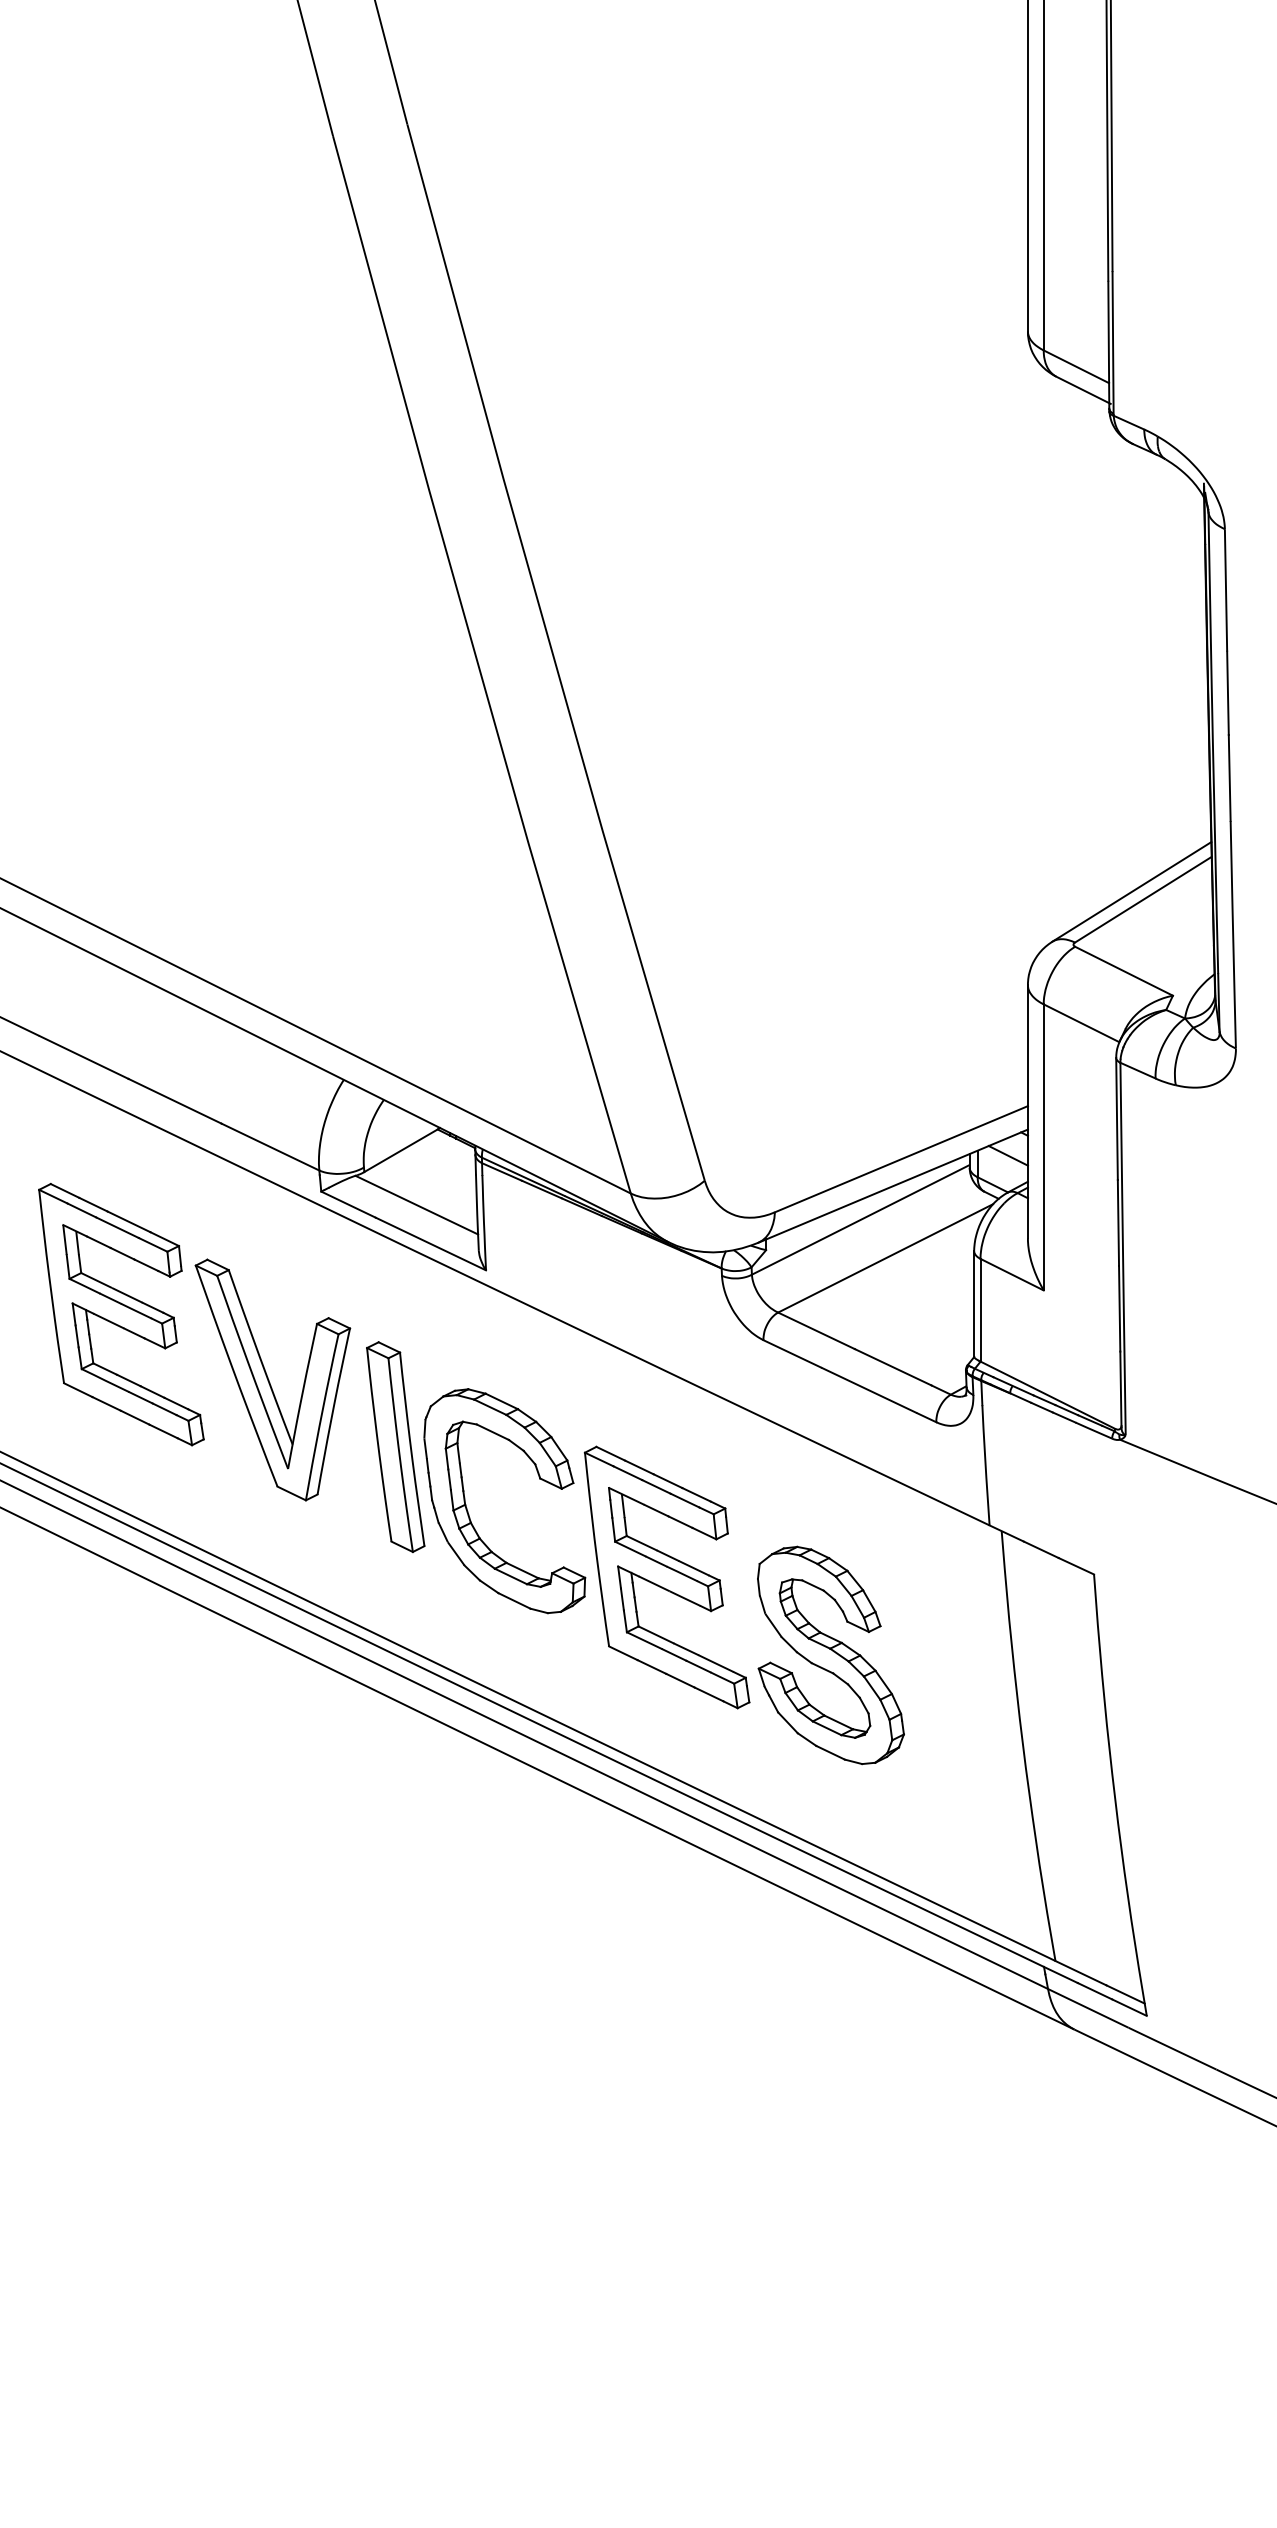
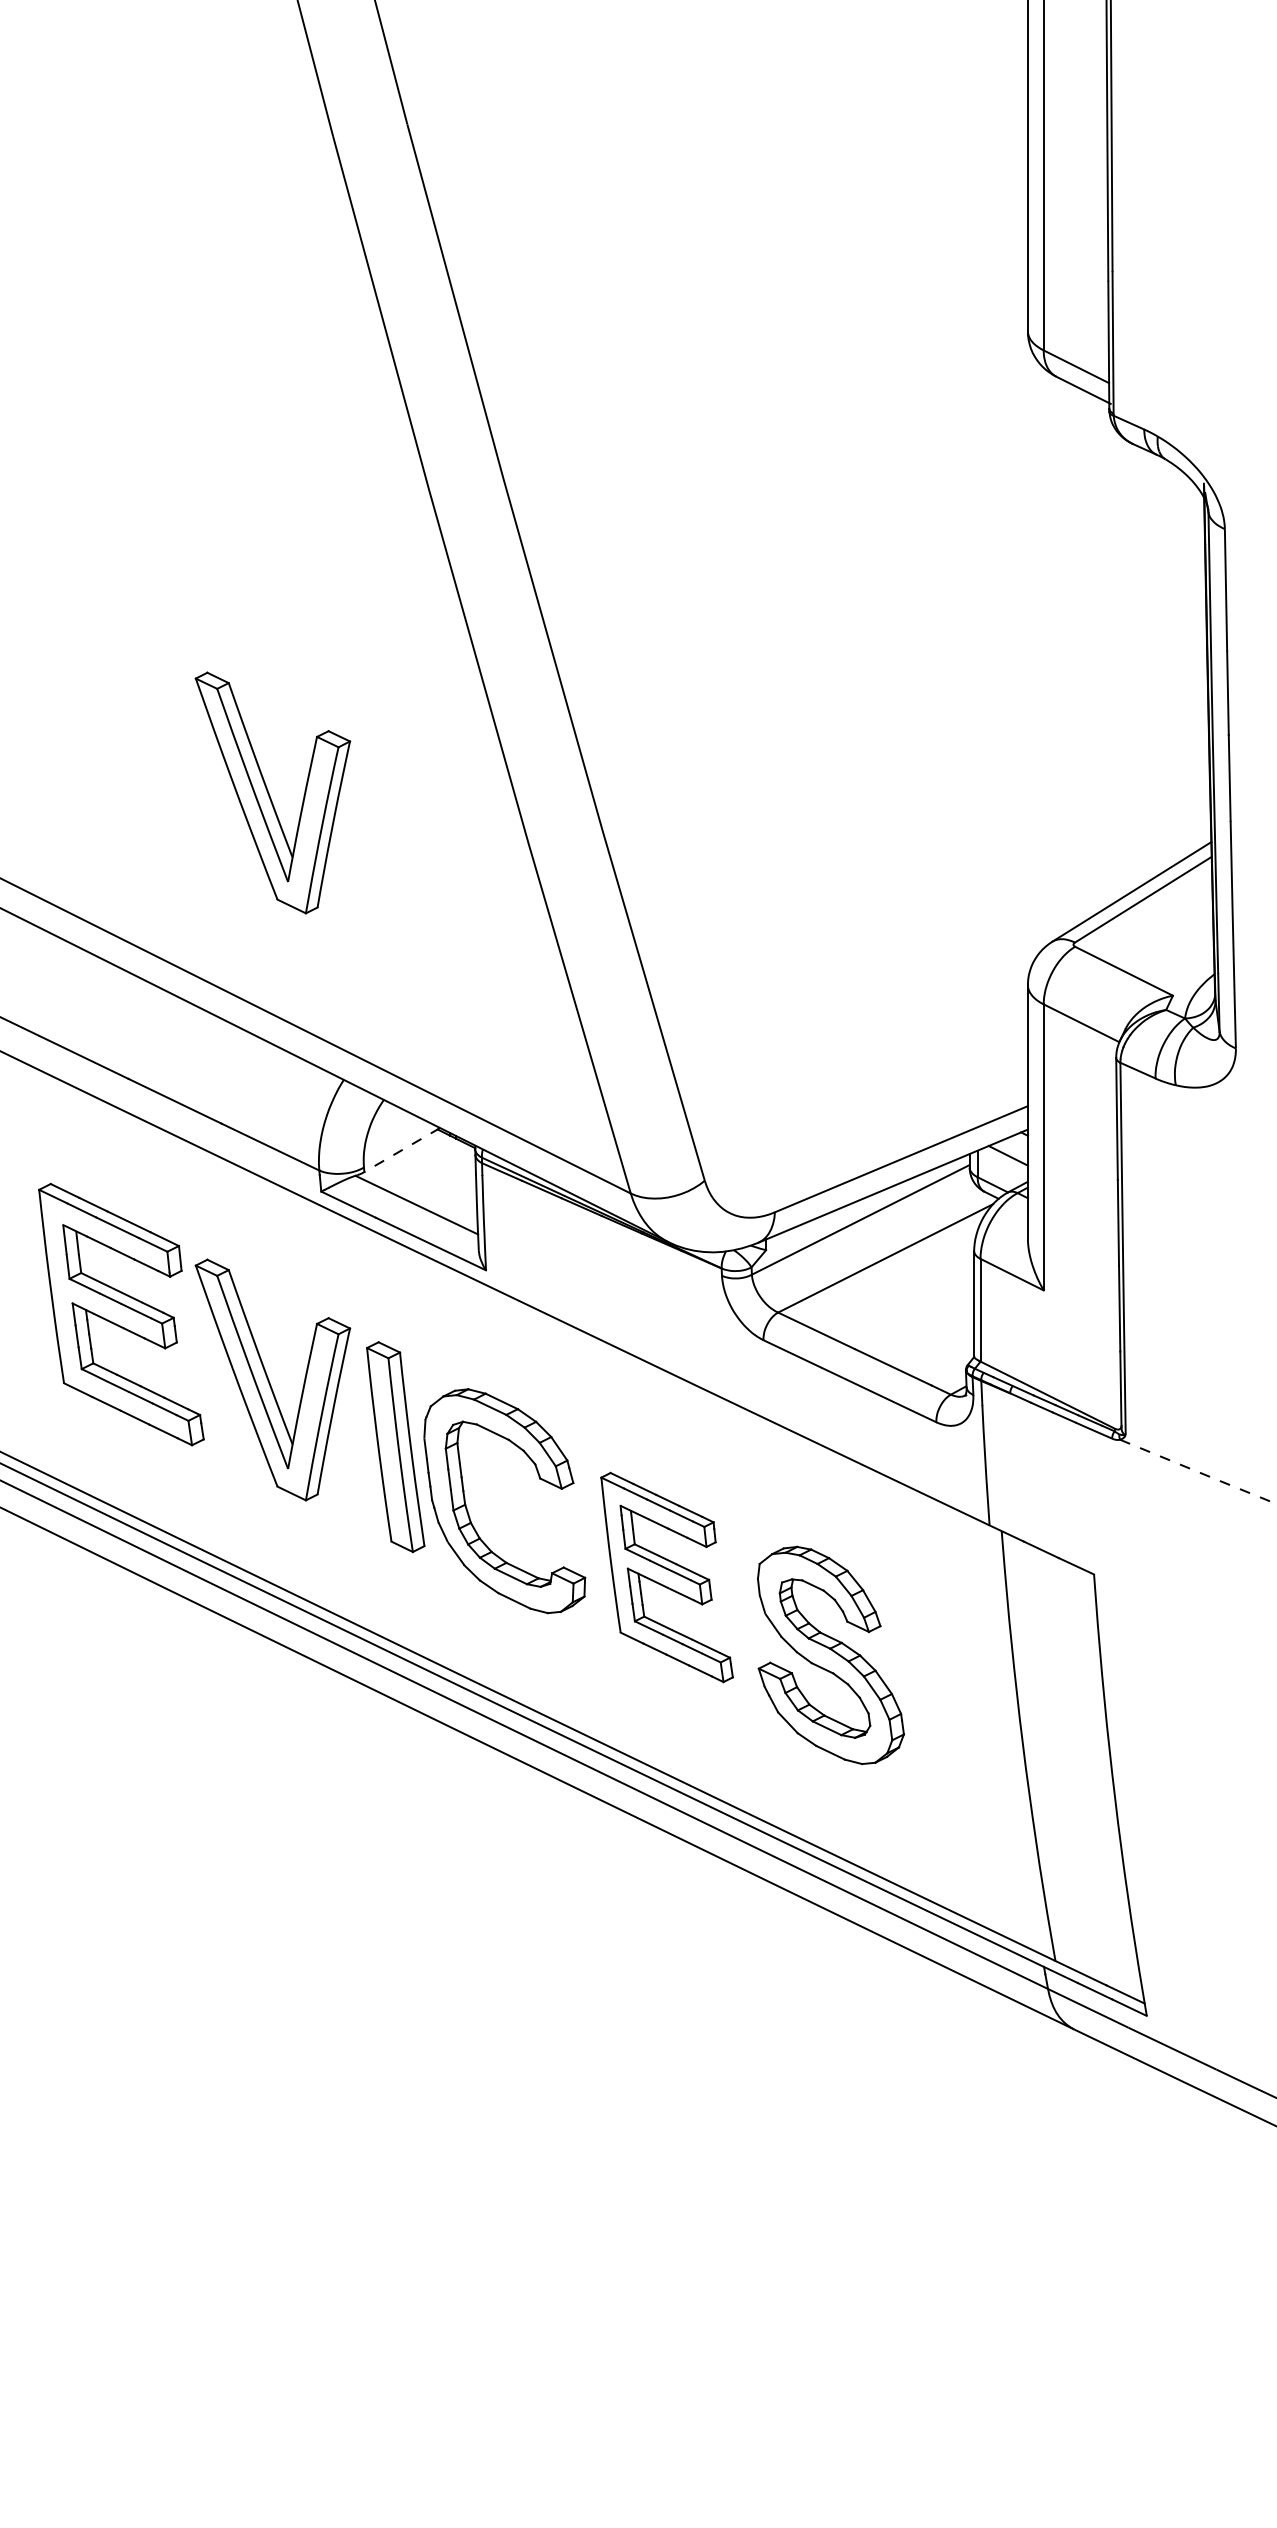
part: none -> present (272, 792)
line: solid -> dashed (402, 1150)
line: solid -> dashed (1198, 1472)
part size: 168x265 px -> 134x213 px (666, 1577)
